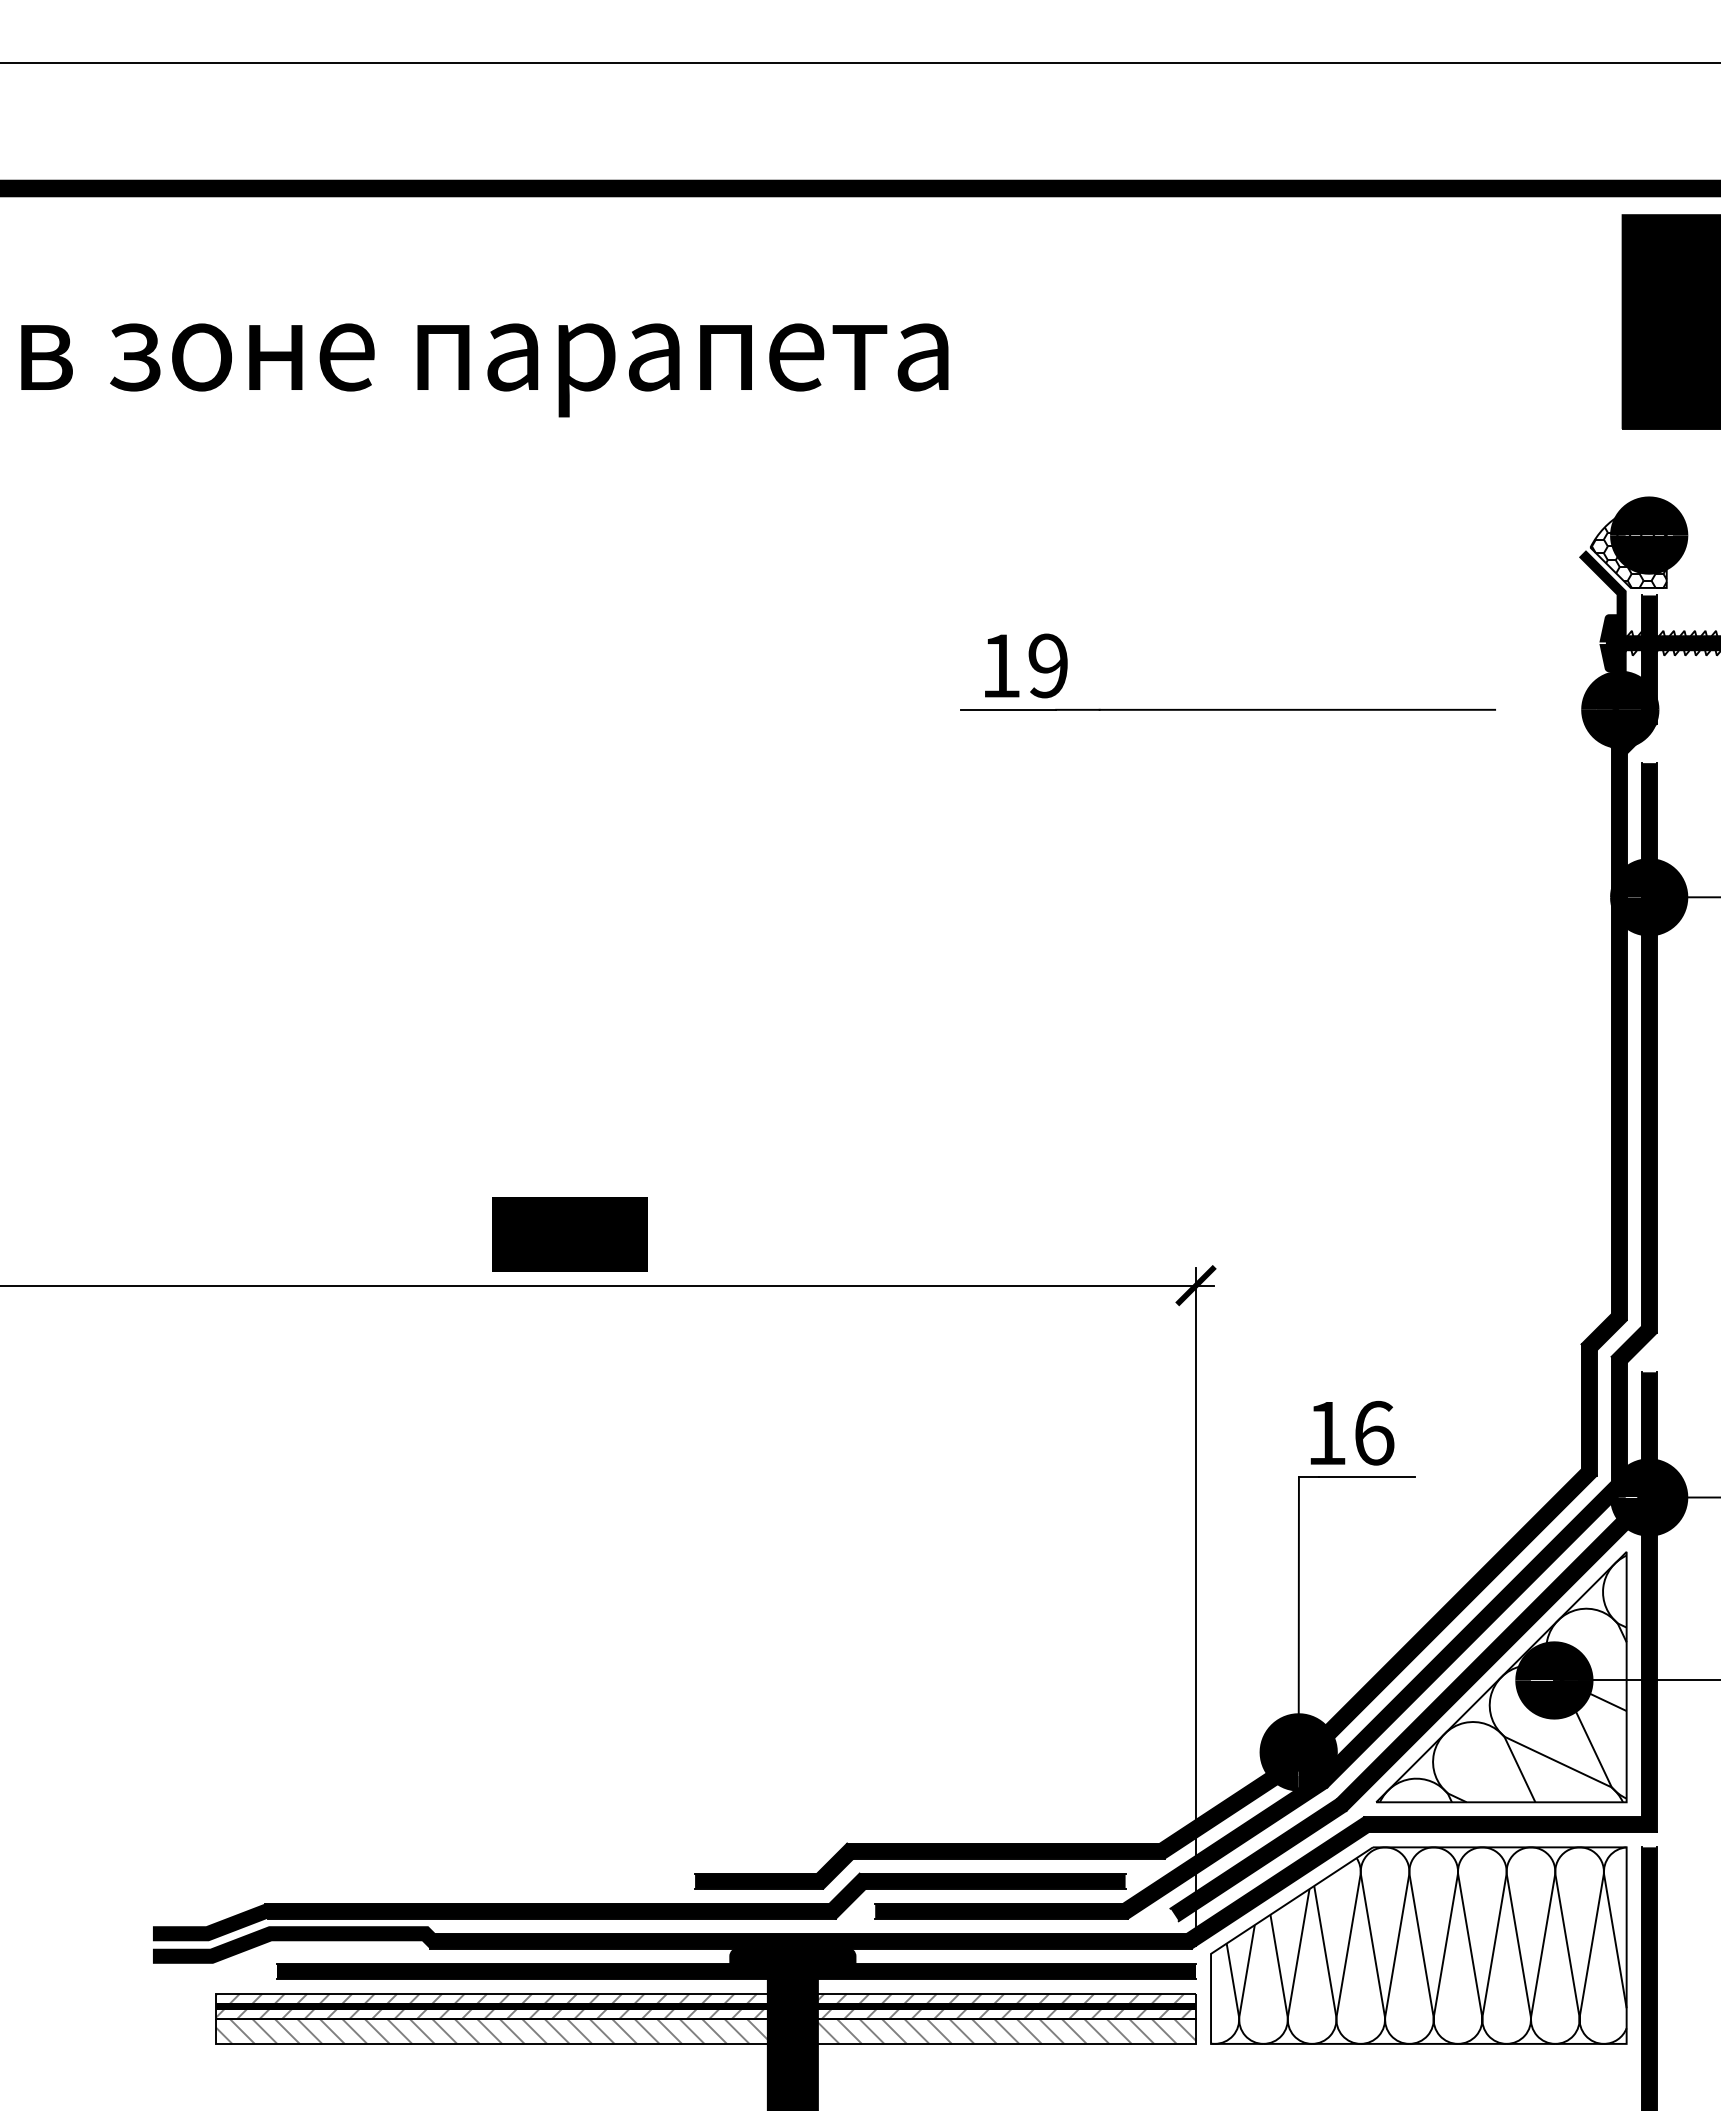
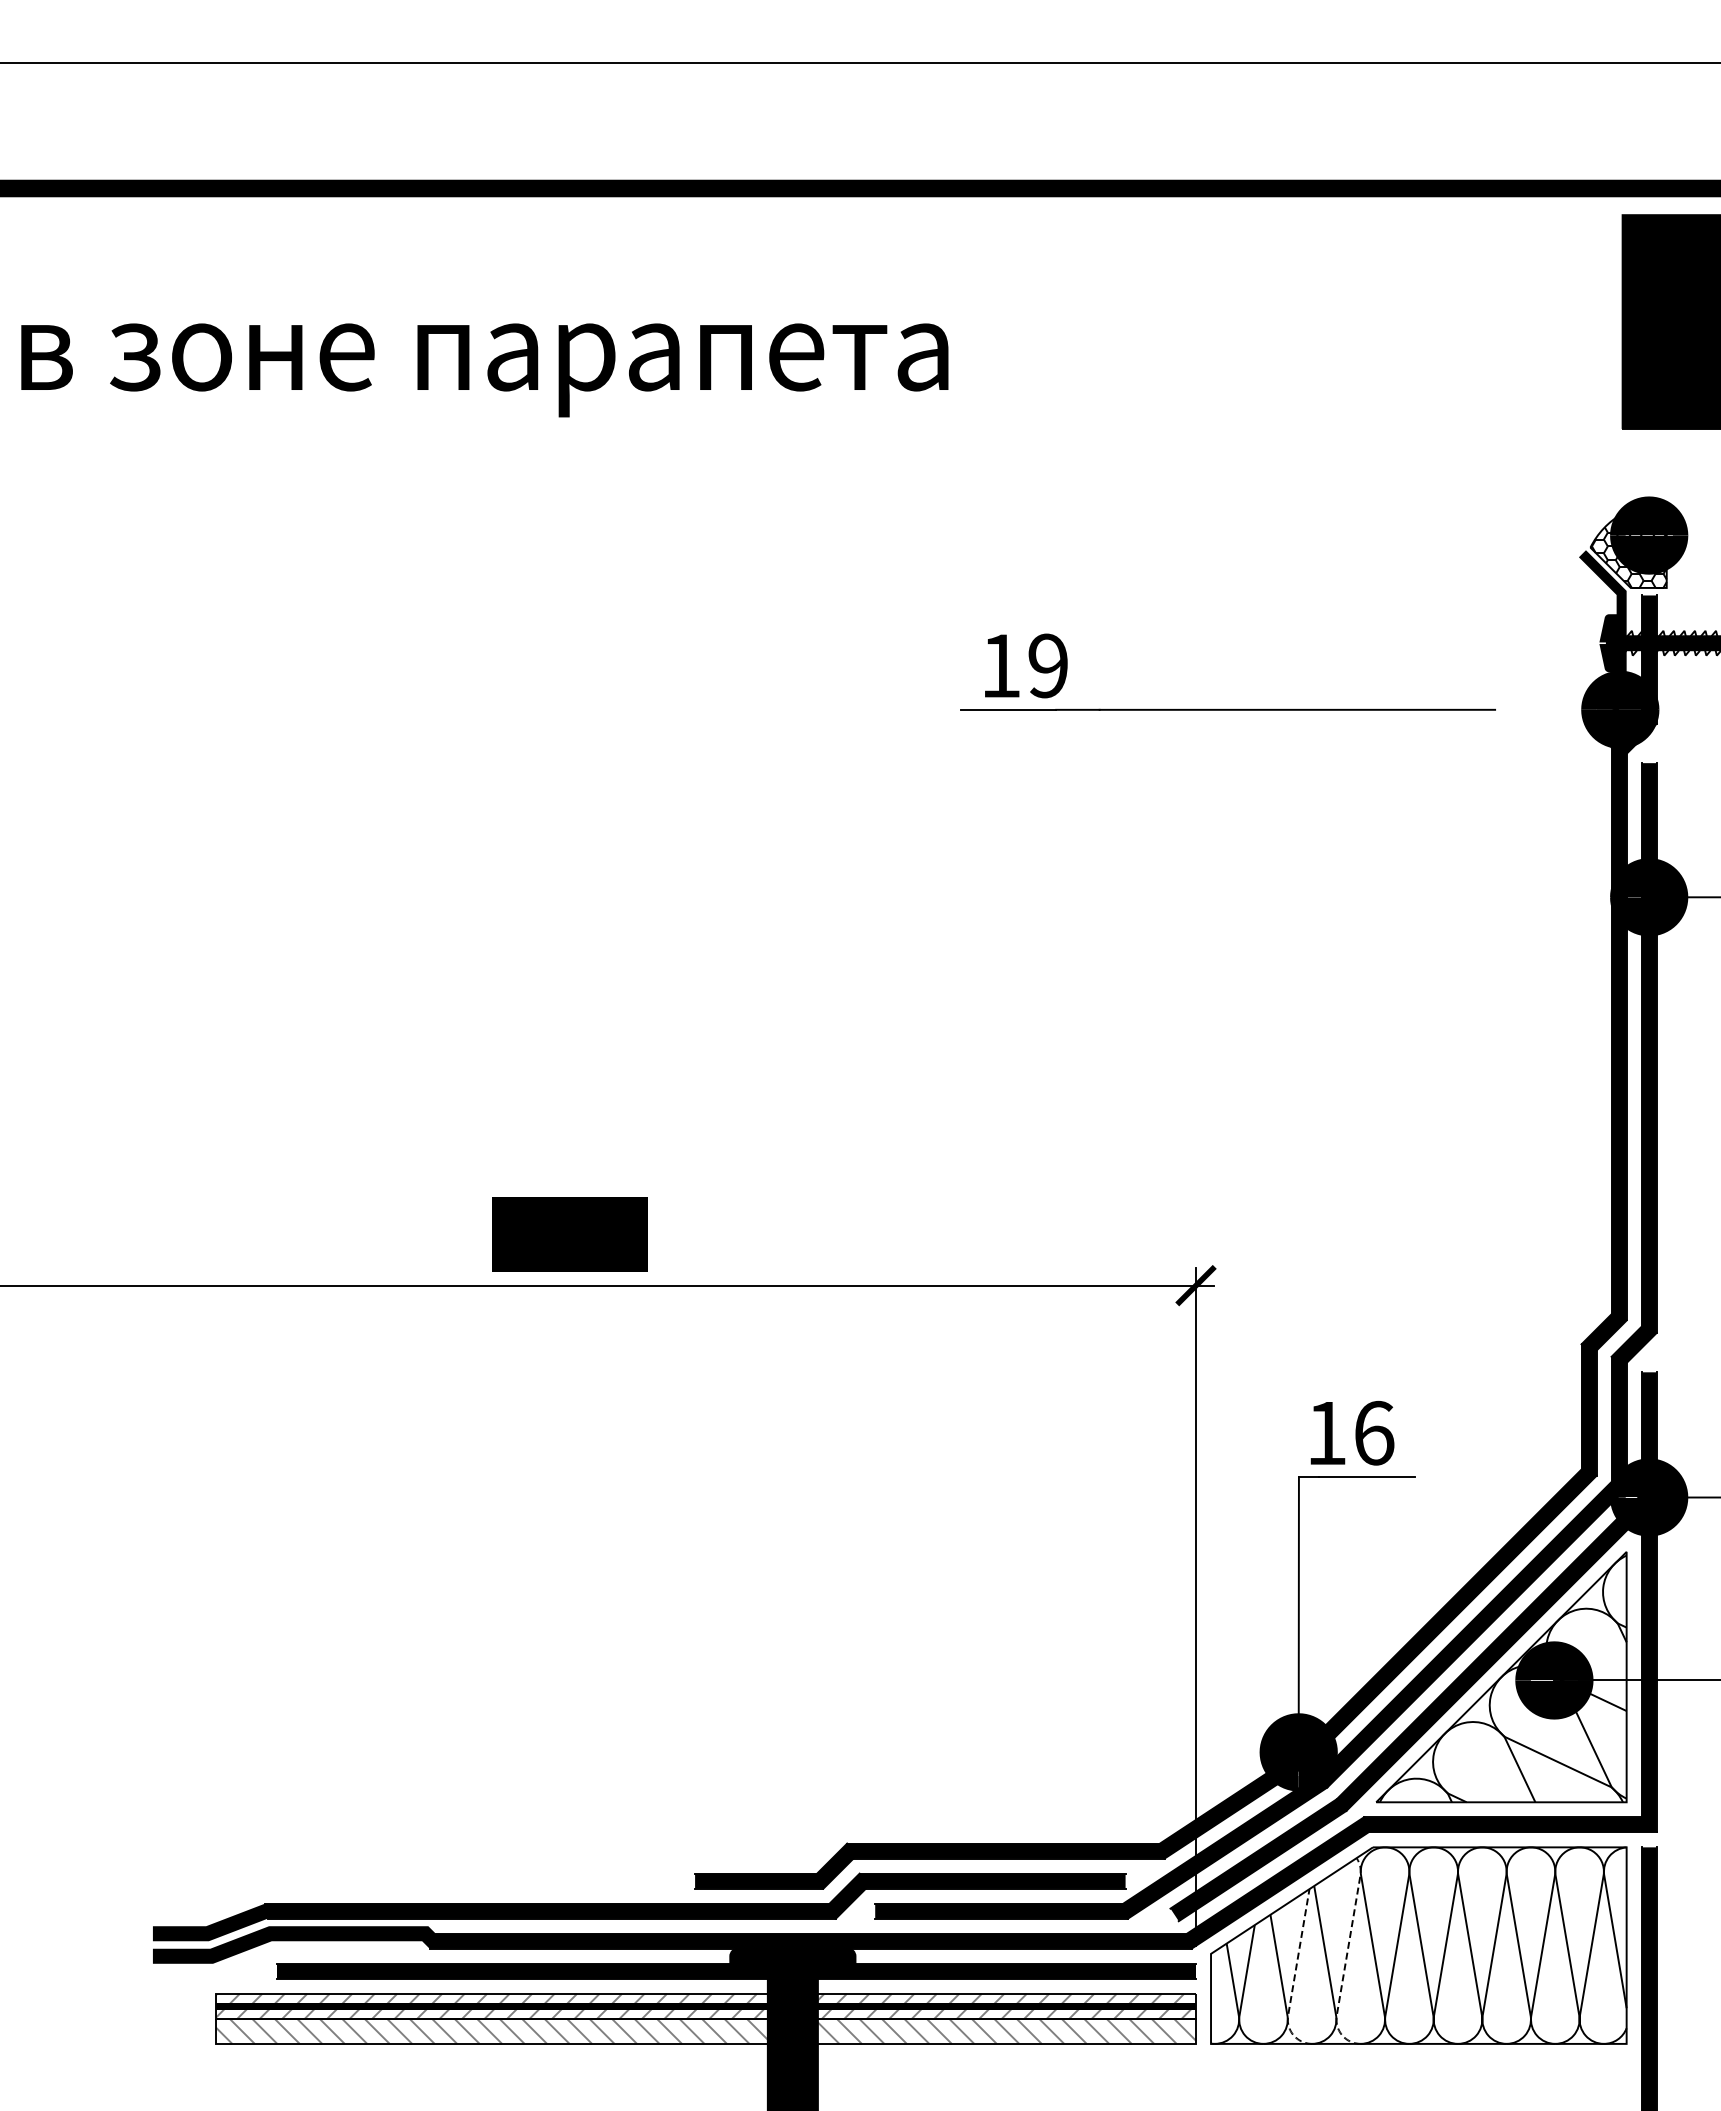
line: solid -> dashed (1345, 1961)
line: solid -> dashed (1294, 1980)
